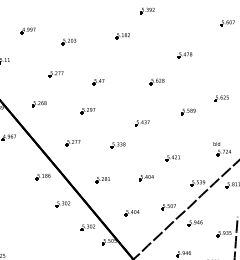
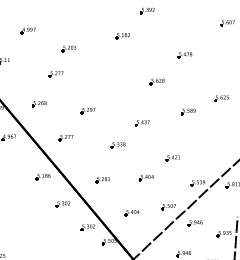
part position: (68, 41) -> (68, 48) (68, 48)
part: present -> none (98, 82)
part position: (72, 143) -> (65, 138) (65, 138)
part: present -> none (222, 149)
